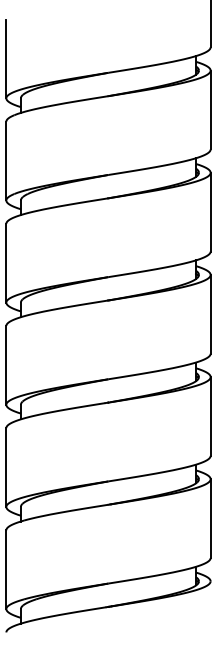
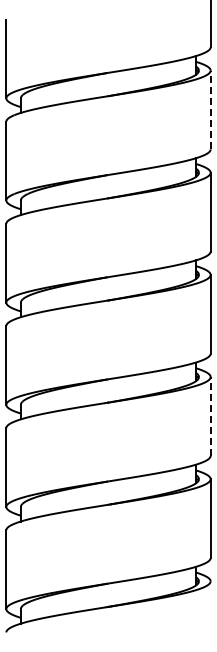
line: solid -> dashed (210, 109)
line: solid -> dashed (210, 415)
